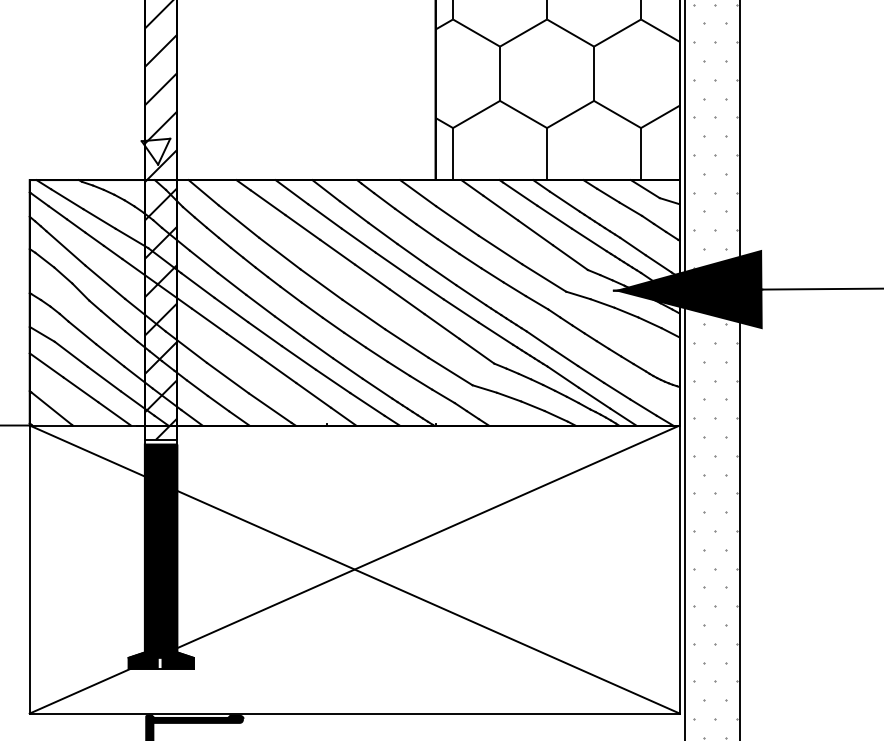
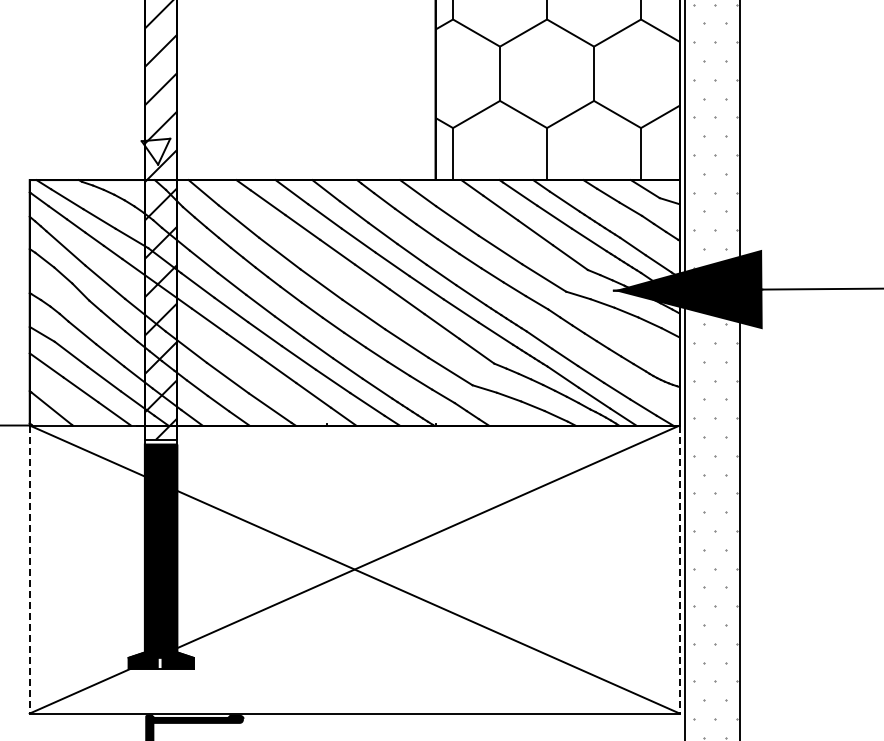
line: solid -> dashed (29, 570)
line: solid -> dashed (679, 570)
